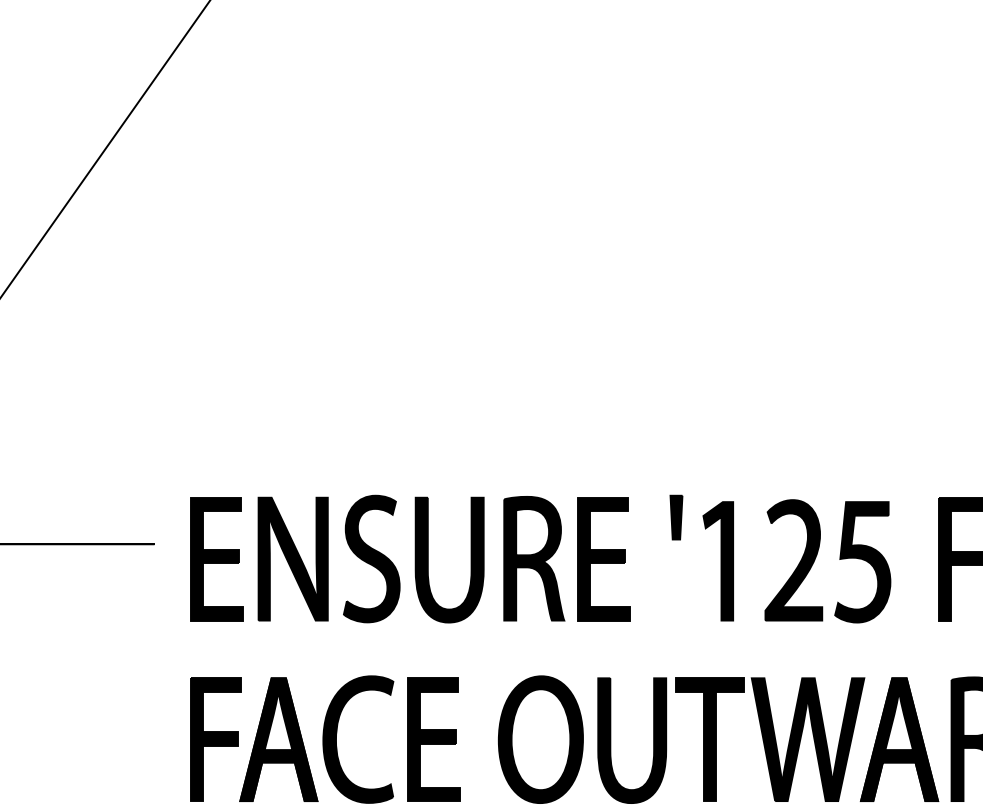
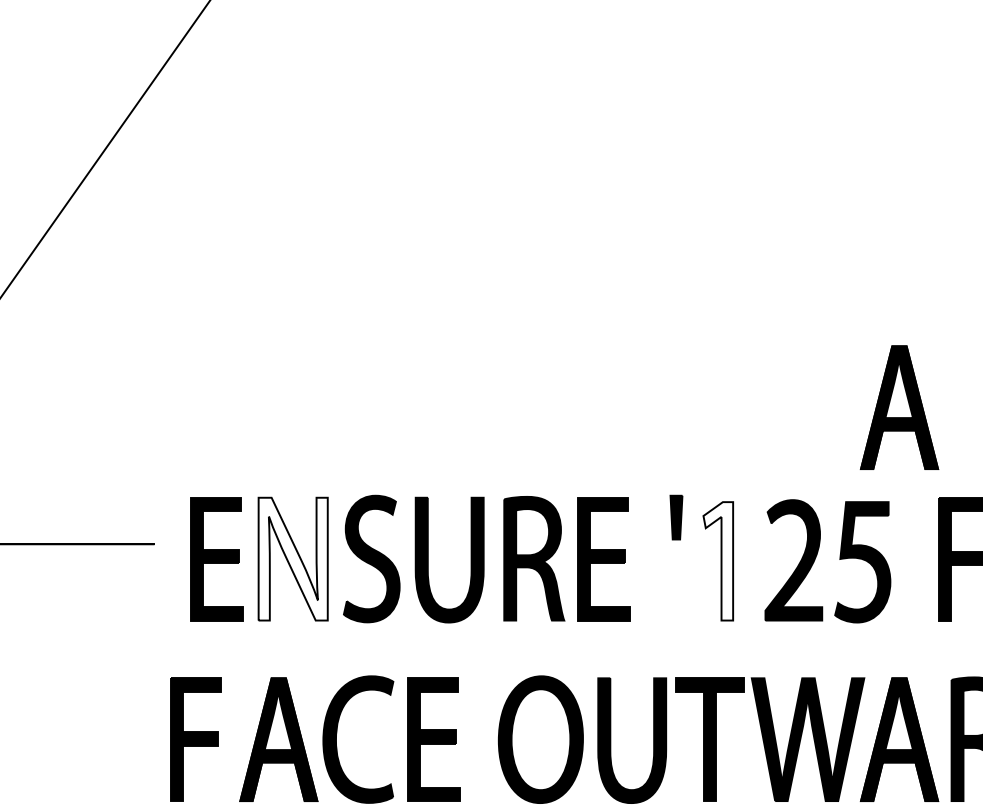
part: none -> present (899, 407)
fill: present -> none (292, 558)
fill: present -> none (718, 561)
part position: (215, 739) -> (195, 739) (195, 739)
